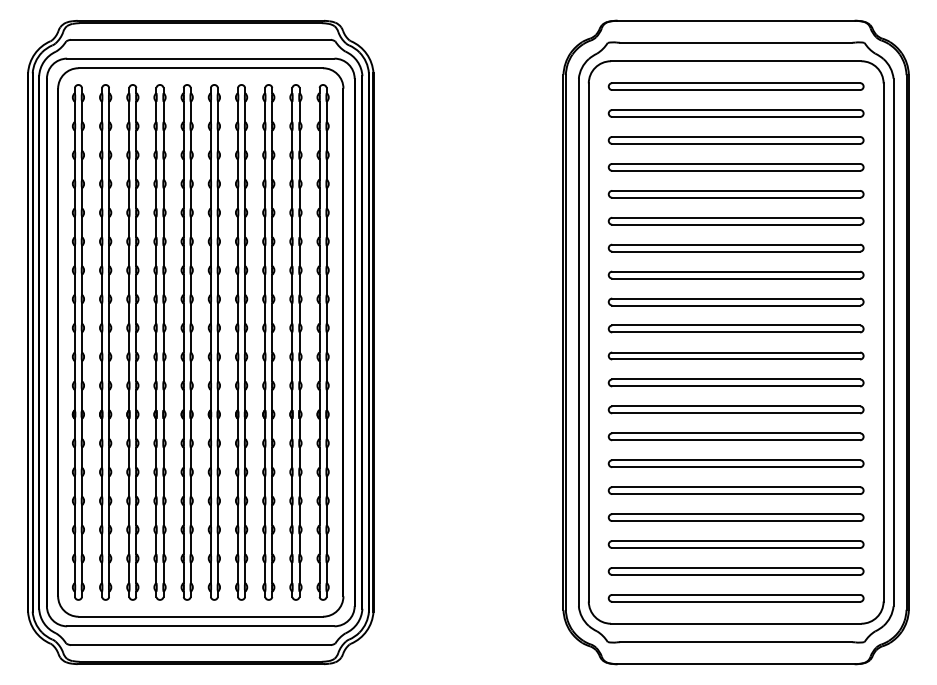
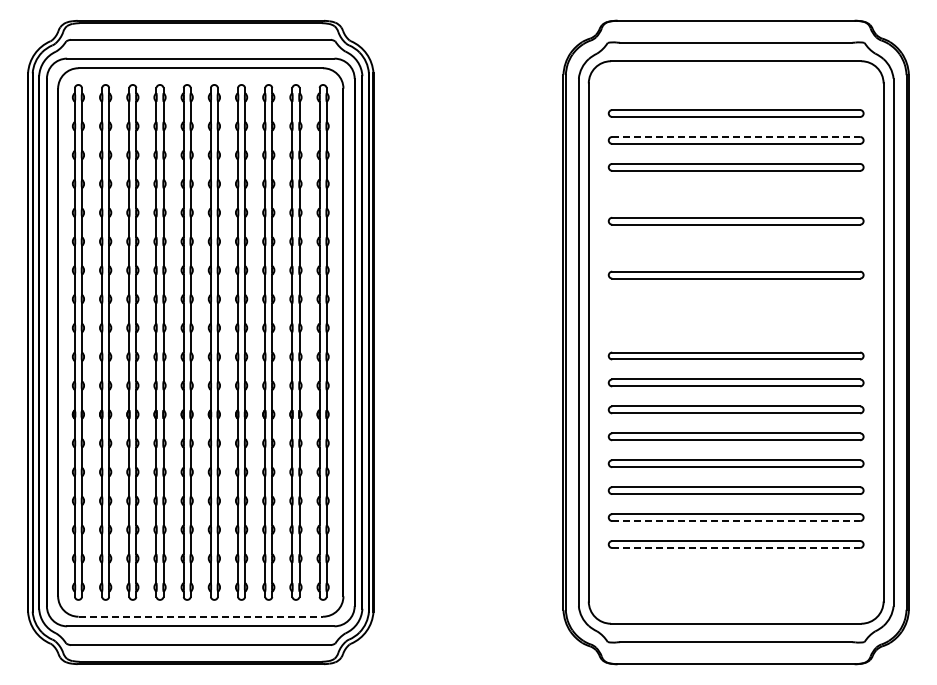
part: present -> none (735, 86)
line: solid -> dashed (736, 137)
part: present -> none (735, 194)
part: present -> none (735, 247)
part: present -> none (735, 301)
part: present -> none (735, 328)
line: solid -> dashed (736, 521)
line: solid -> dashed (736, 548)
part: present -> none (735, 571)
part: present -> none (735, 598)
line: solid -> dashed (201, 616)
